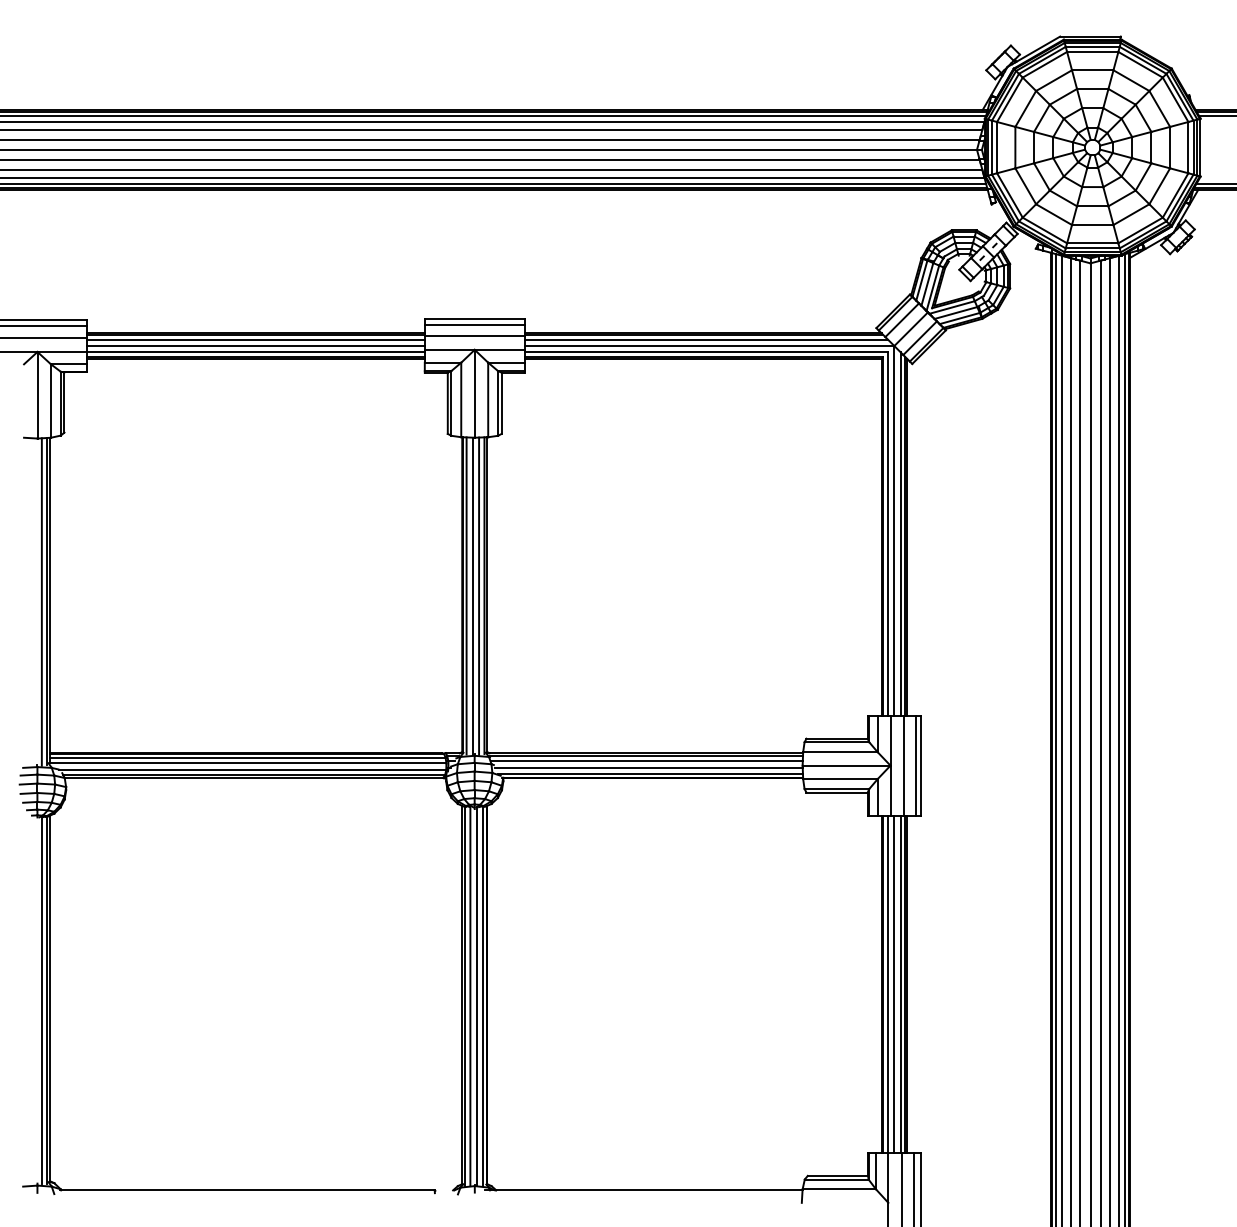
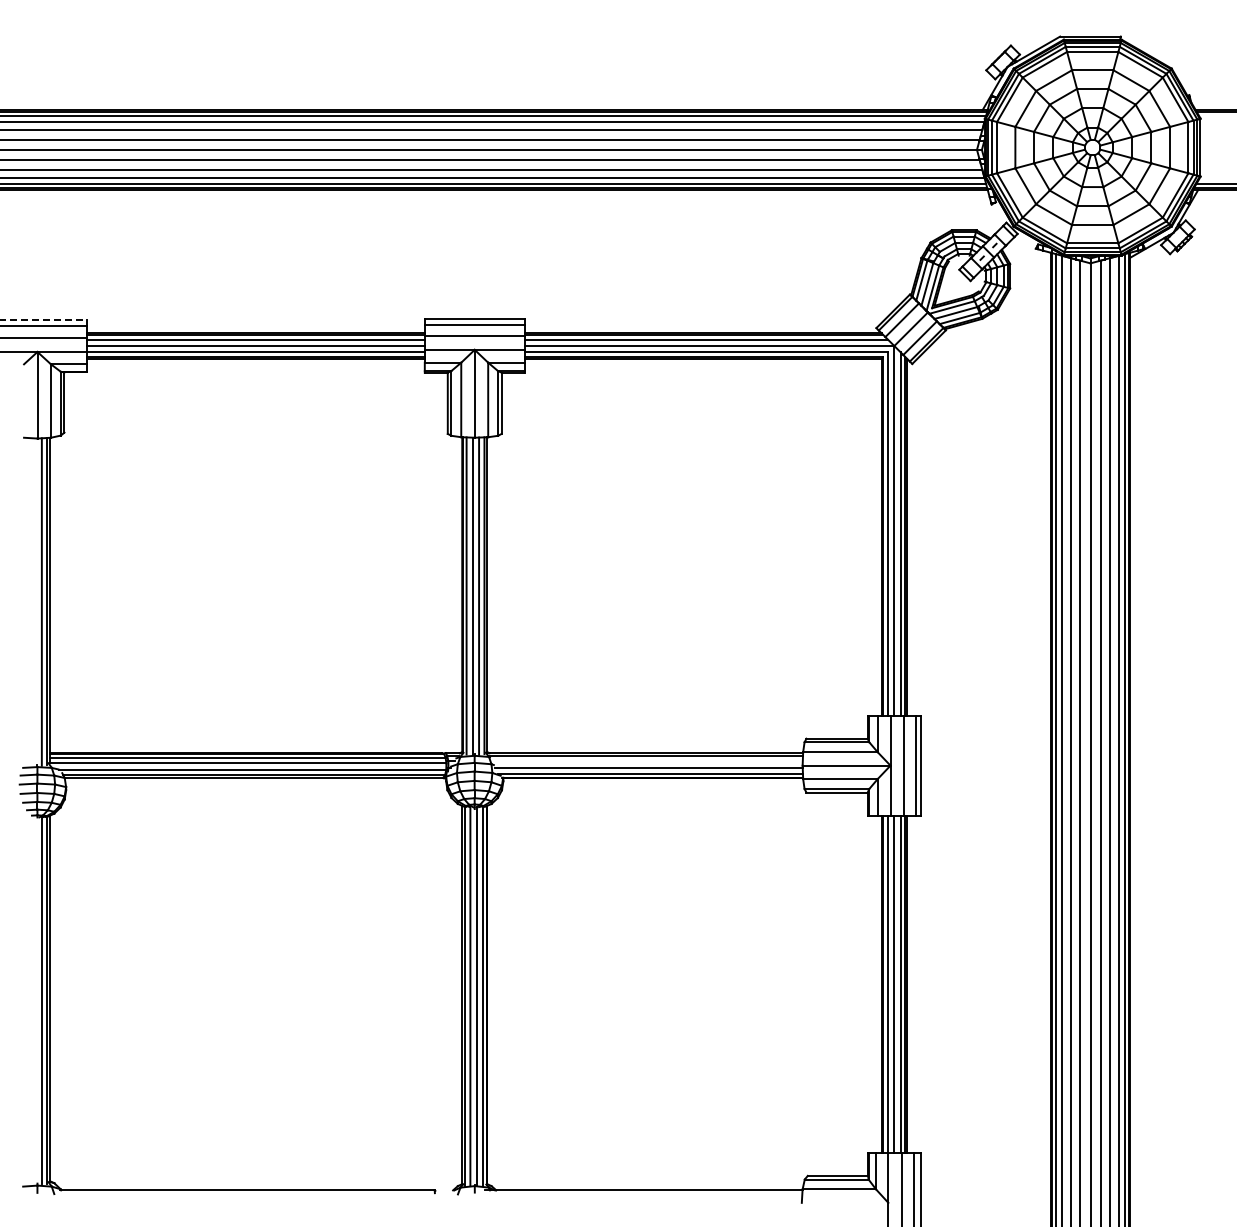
line: present -> none (1215, 115)
line: solid -> dashed (44, 319)
line: present -> none (646, 761)
